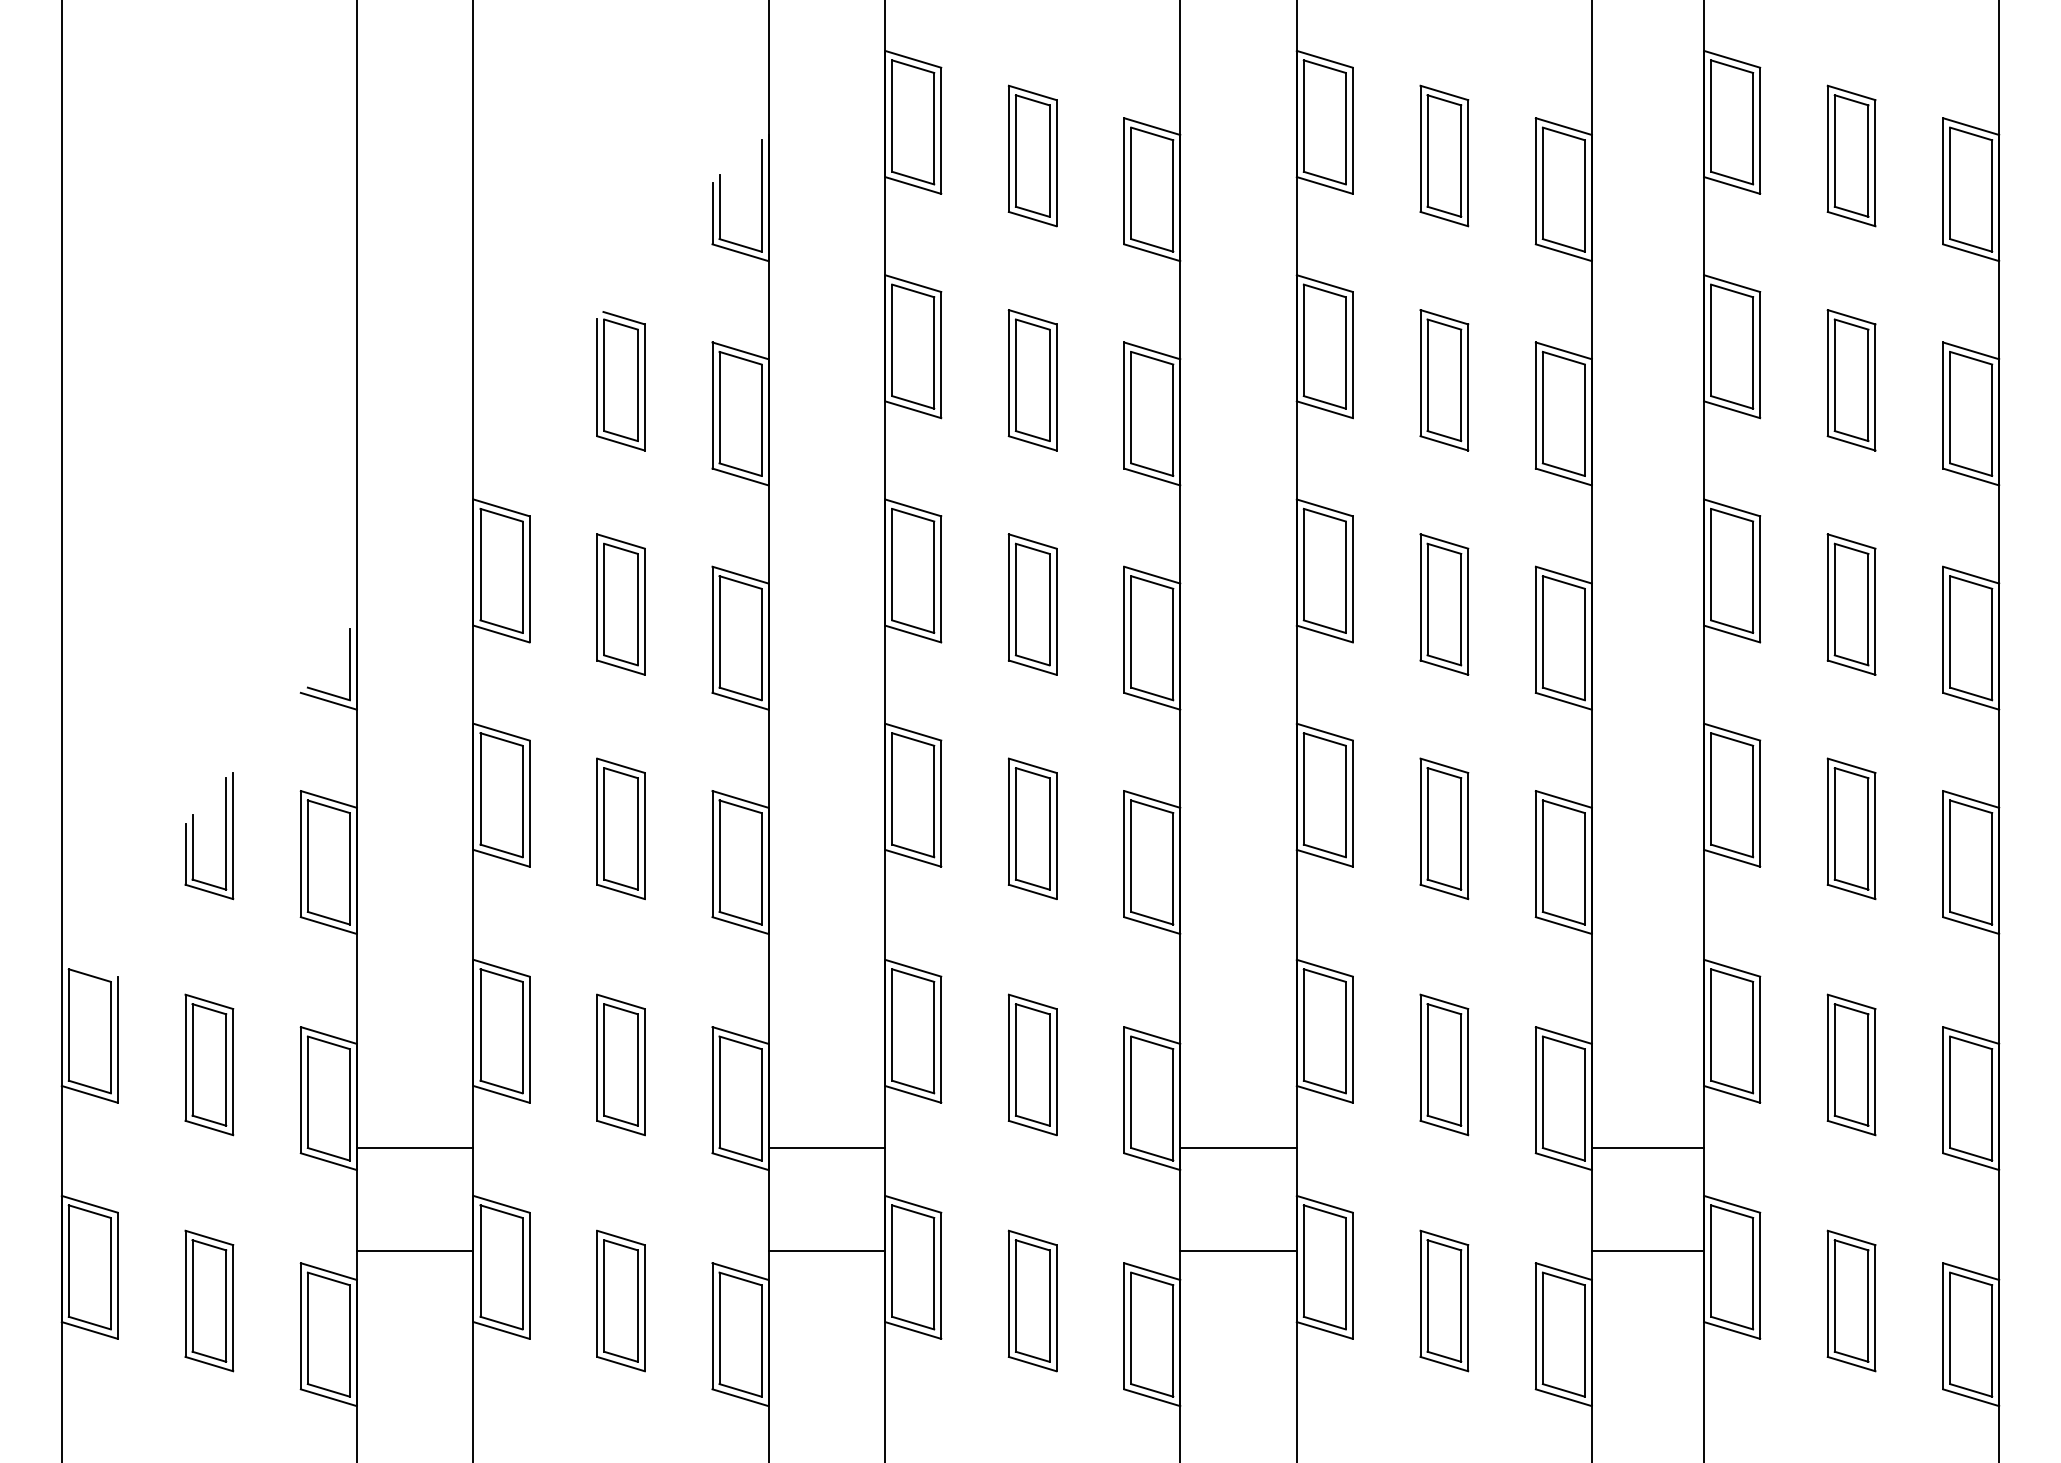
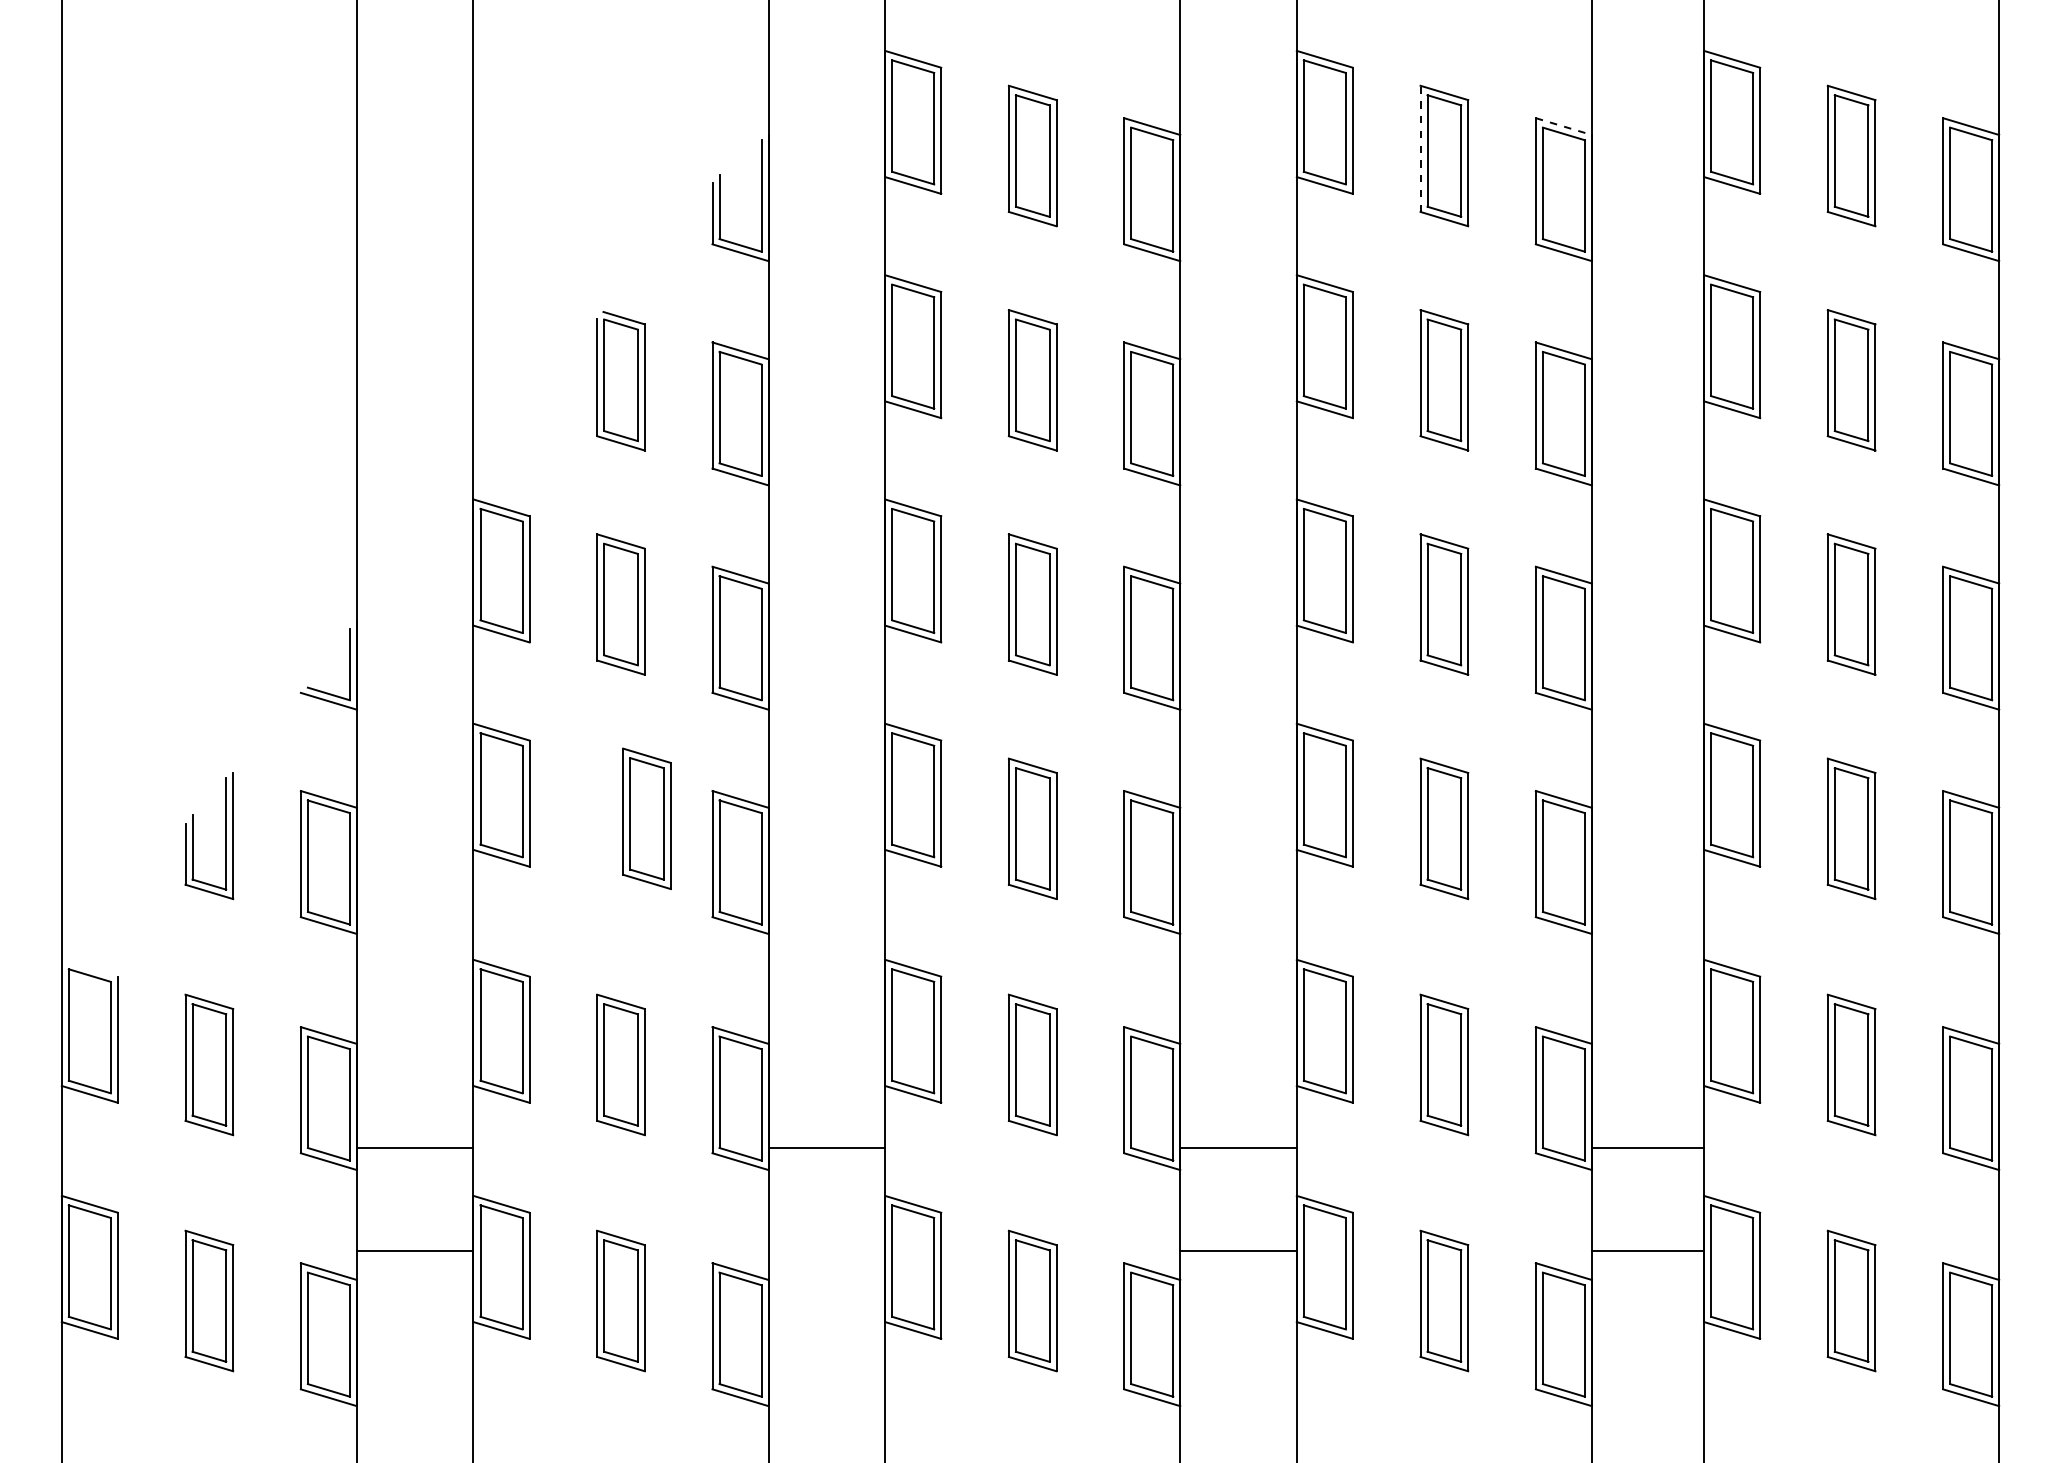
line: solid -> dashed (1564, 126)
line: solid -> dashed (1420, 148)
part position: (620, 828) -> (646, 818) (646, 818)
line: present -> none (826, 1251)
